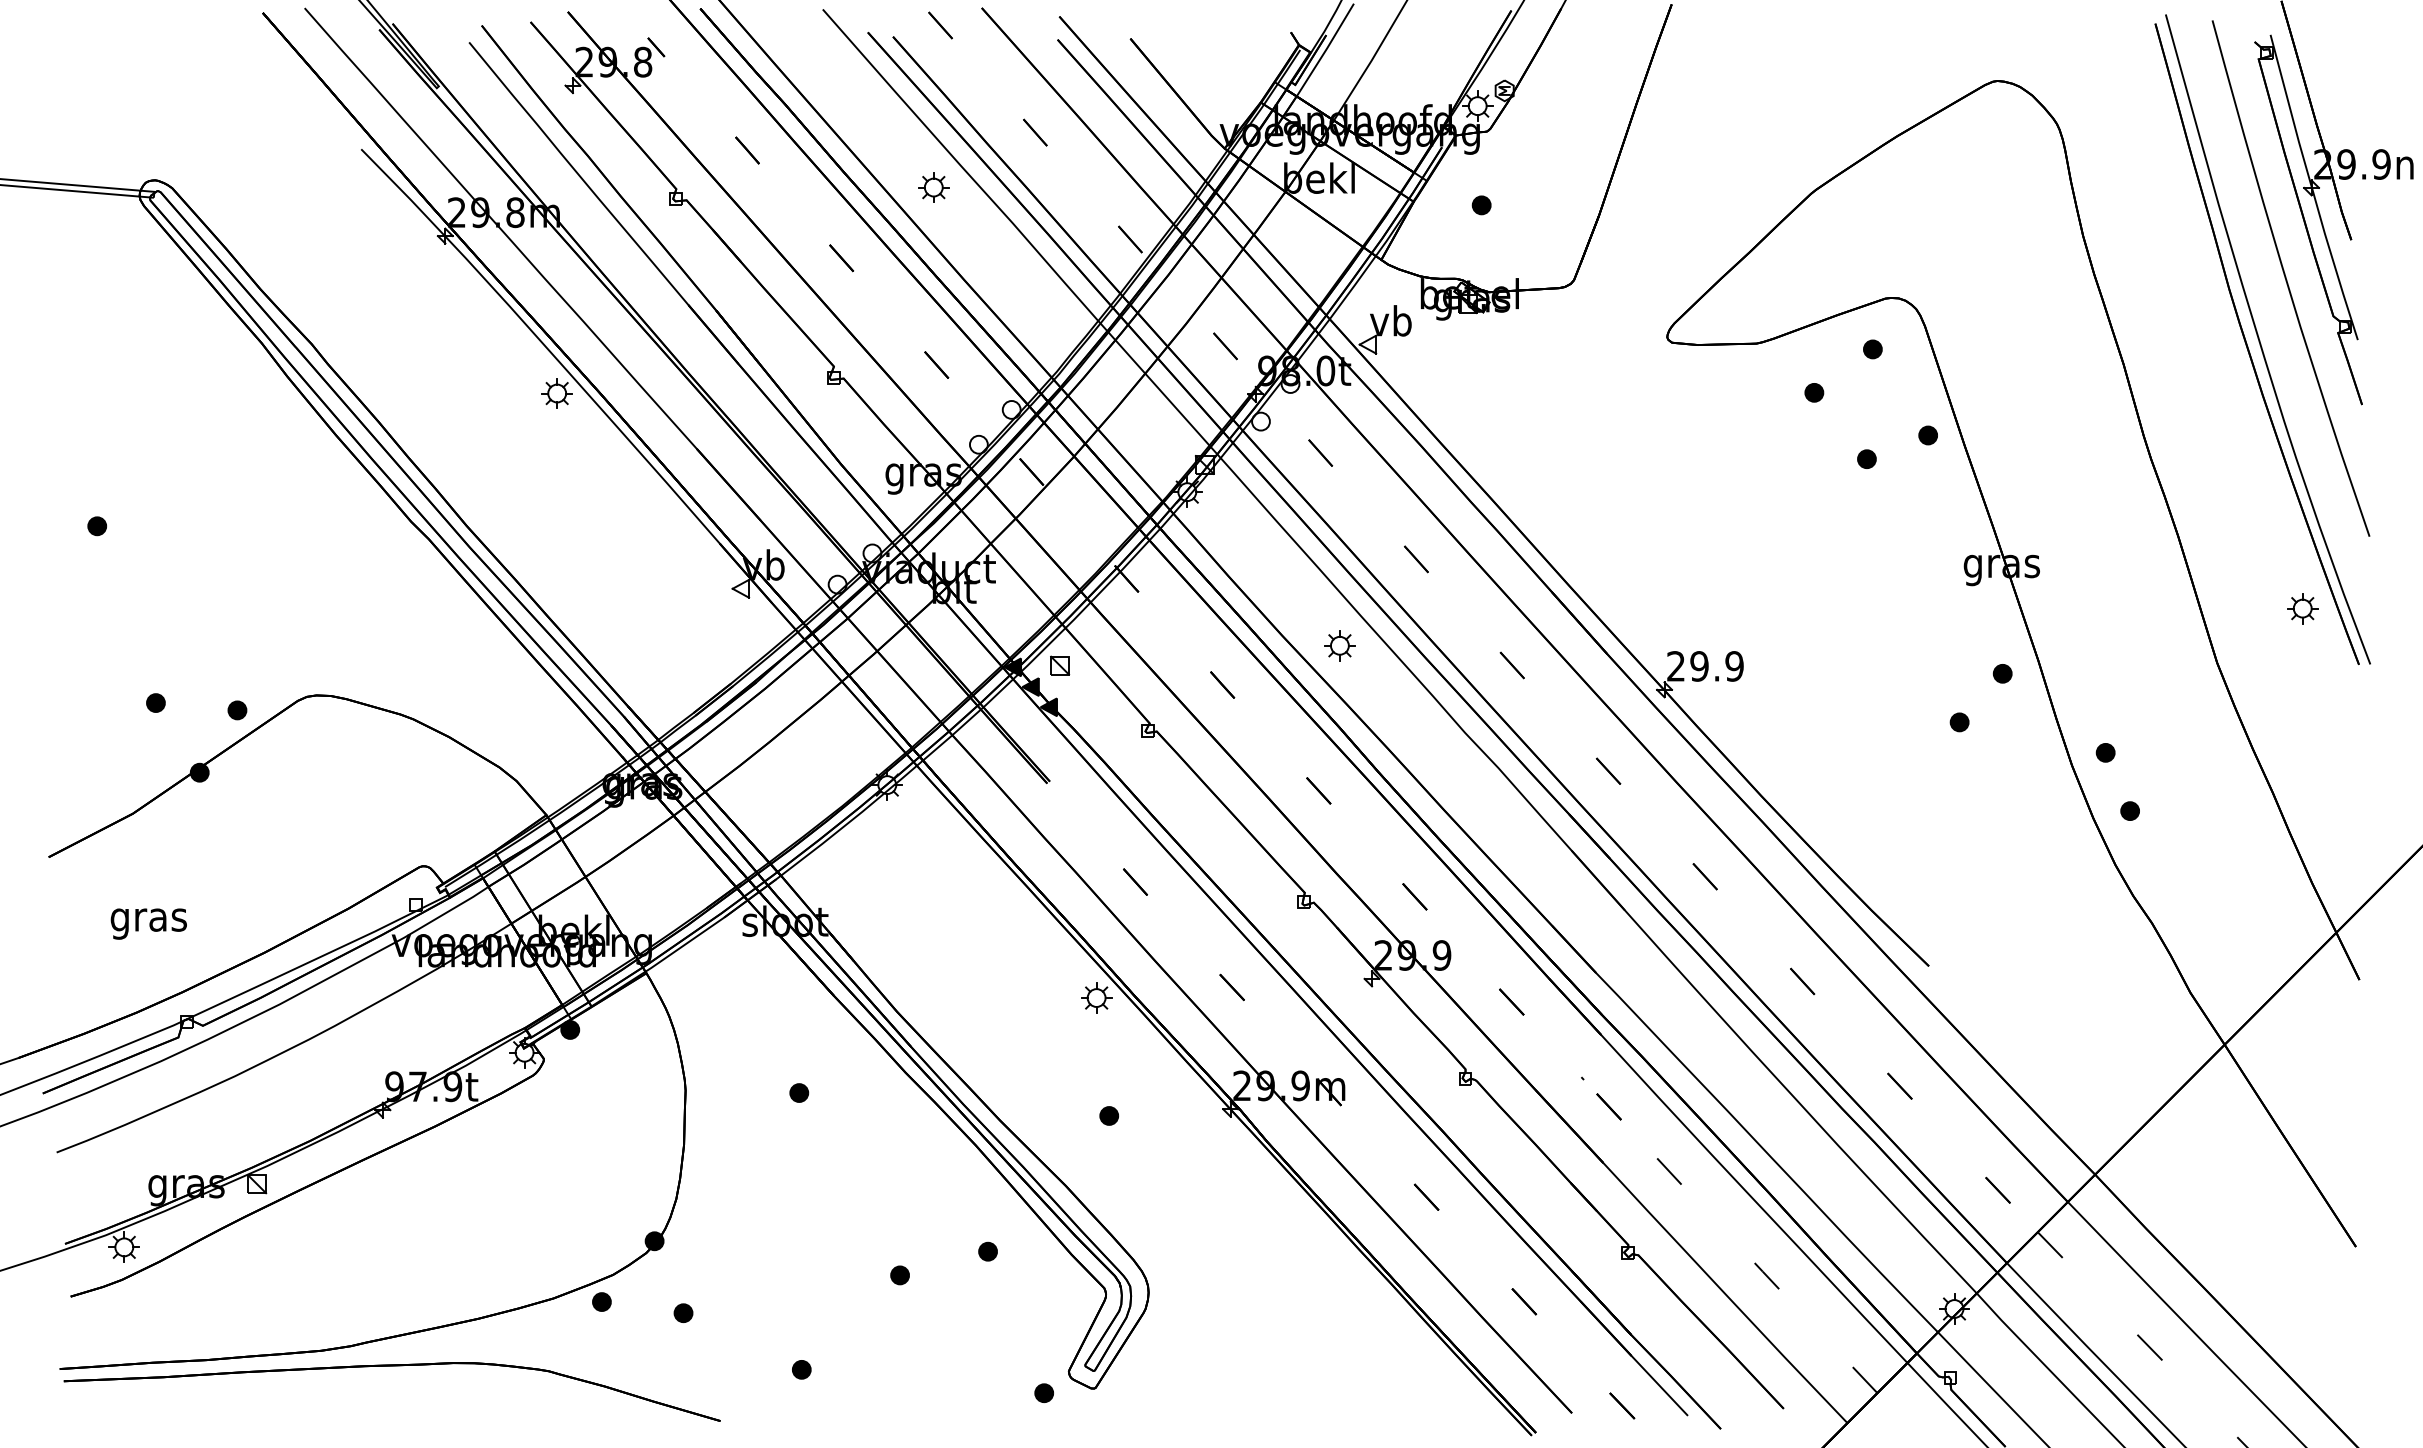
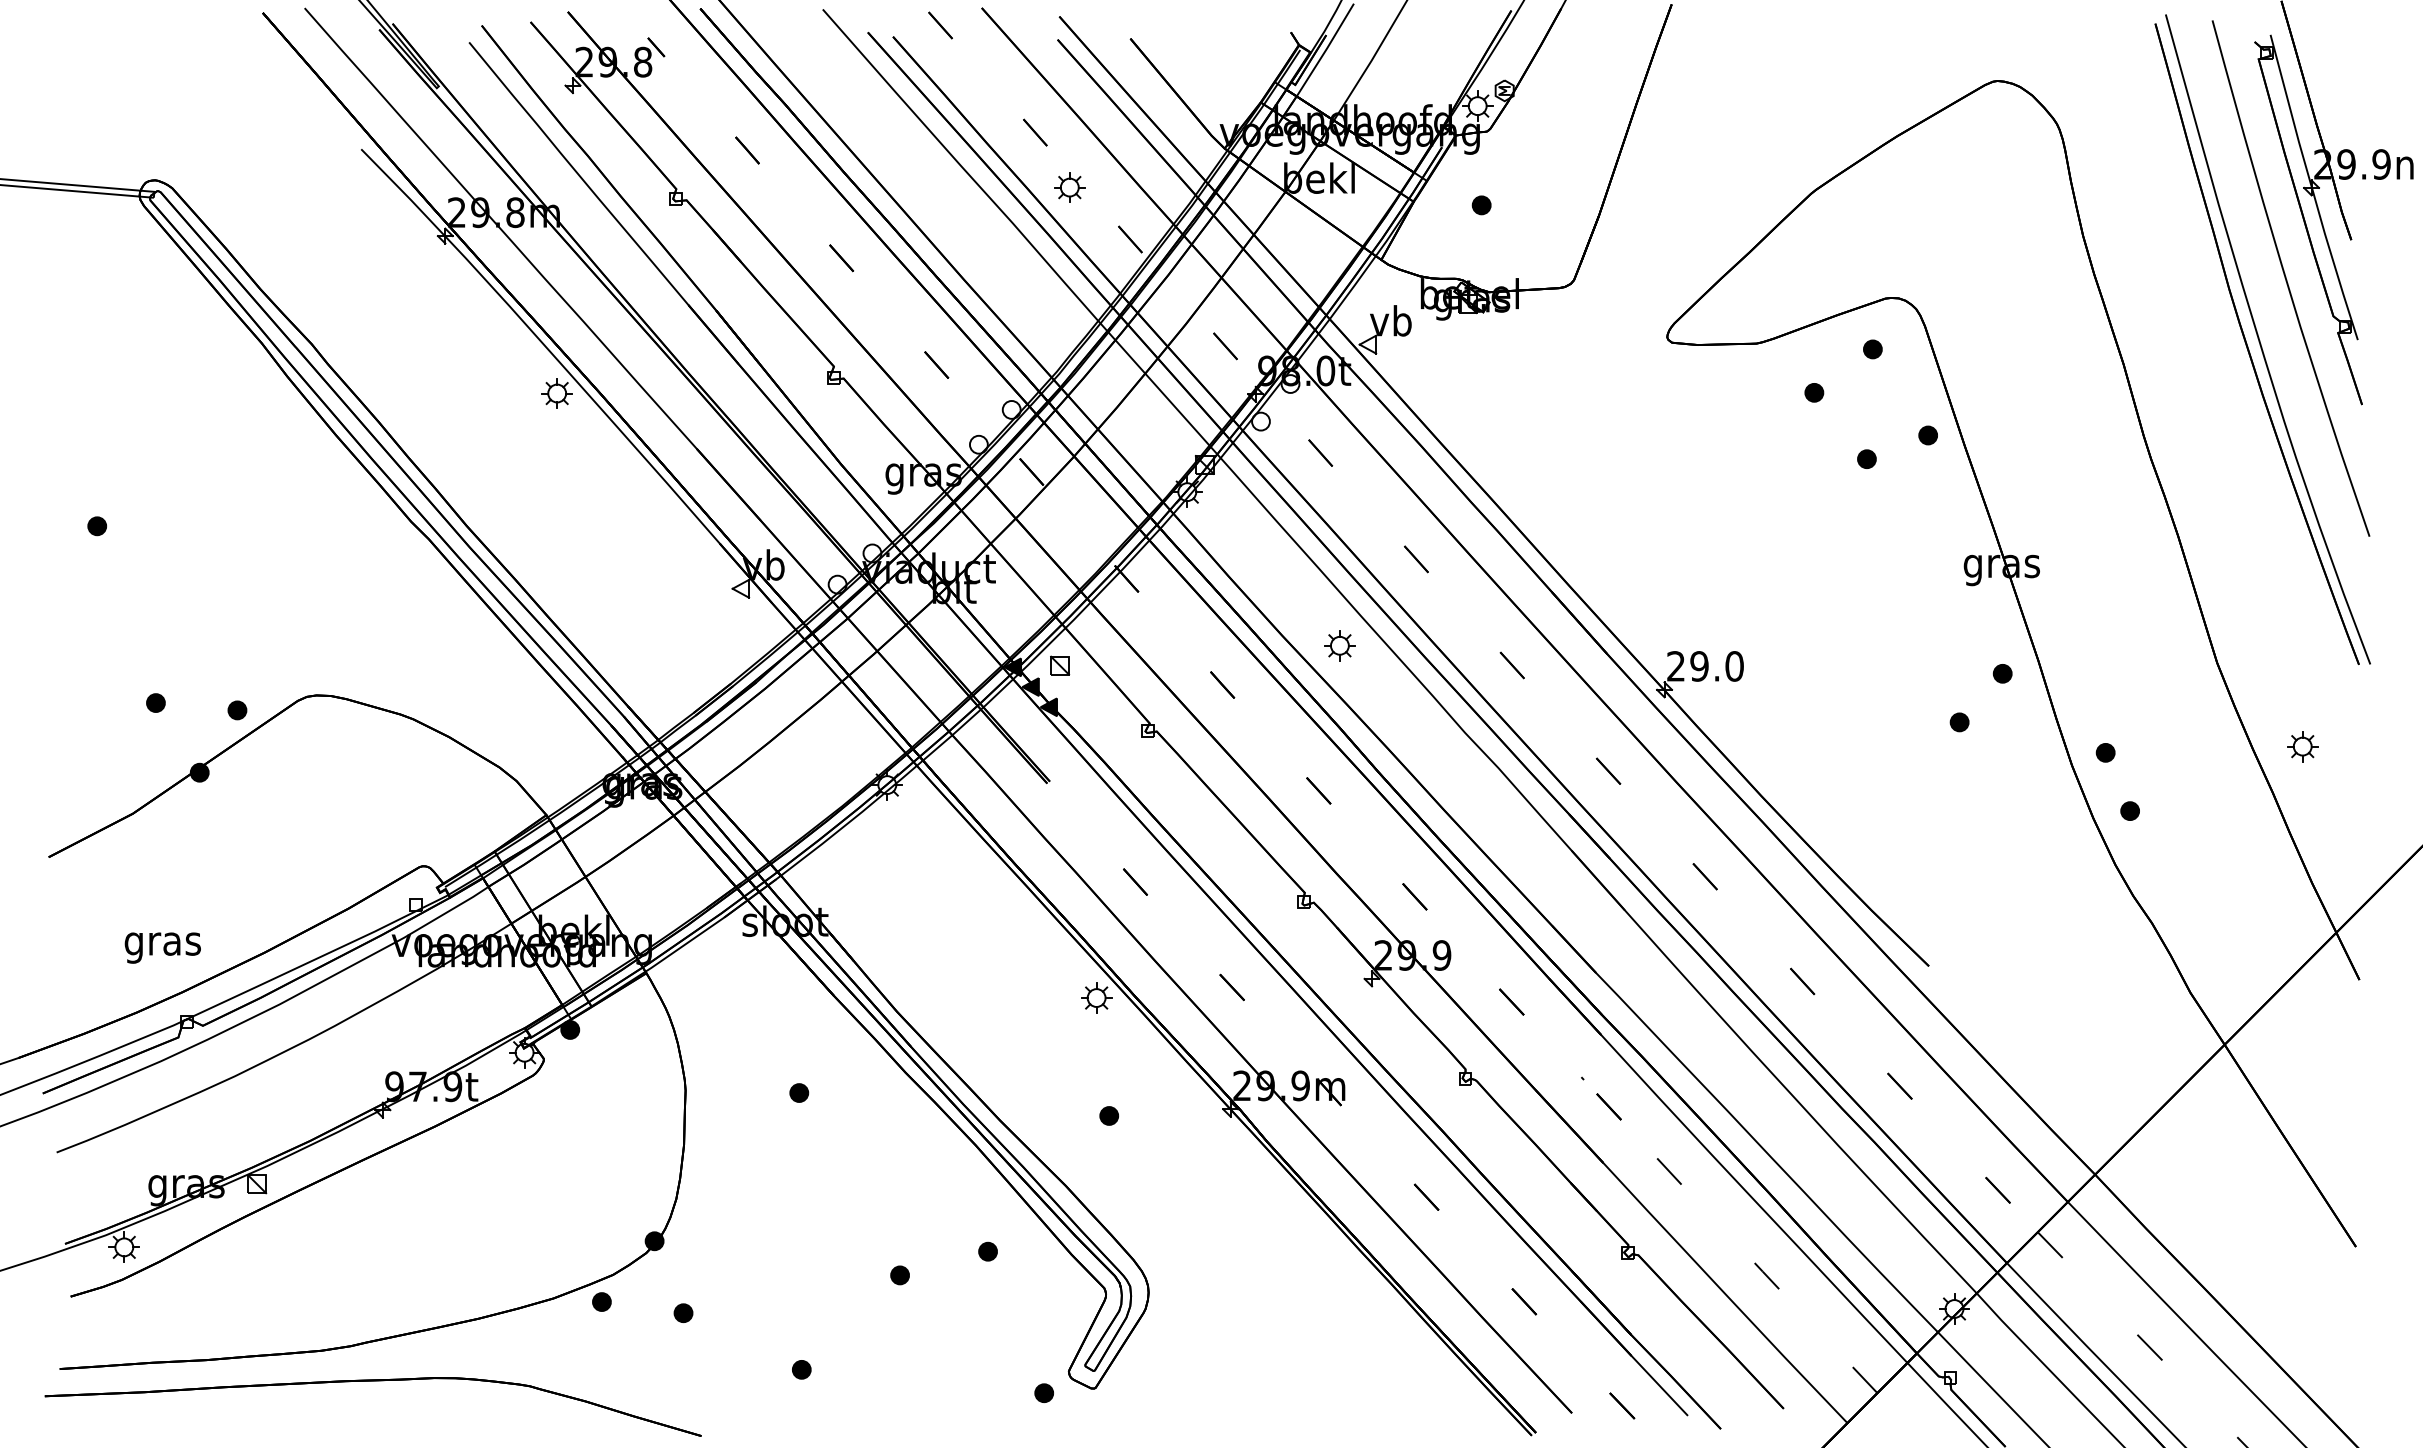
part position: (933, 187) -> (1069, 187) (1069, 187)
part position: (2302, 608) -> (2302, 746) (2302, 746)
text: 29.9 -> 29.0 (1734, 666)
text position: (148, 923) -> (162, 947) (162, 947)
part position: (391, 1366) -> (372, 1381) (372, 1381)
